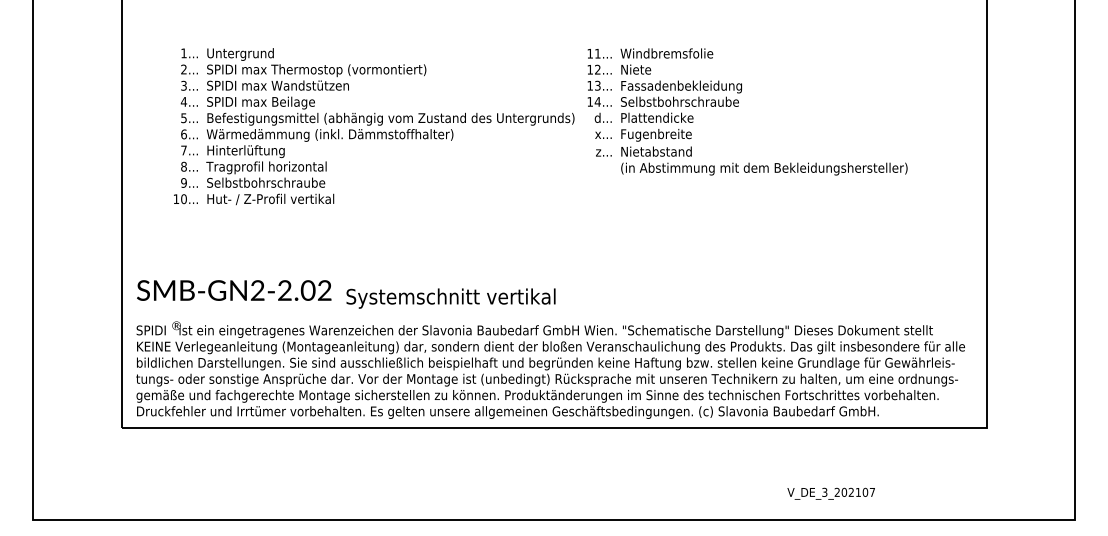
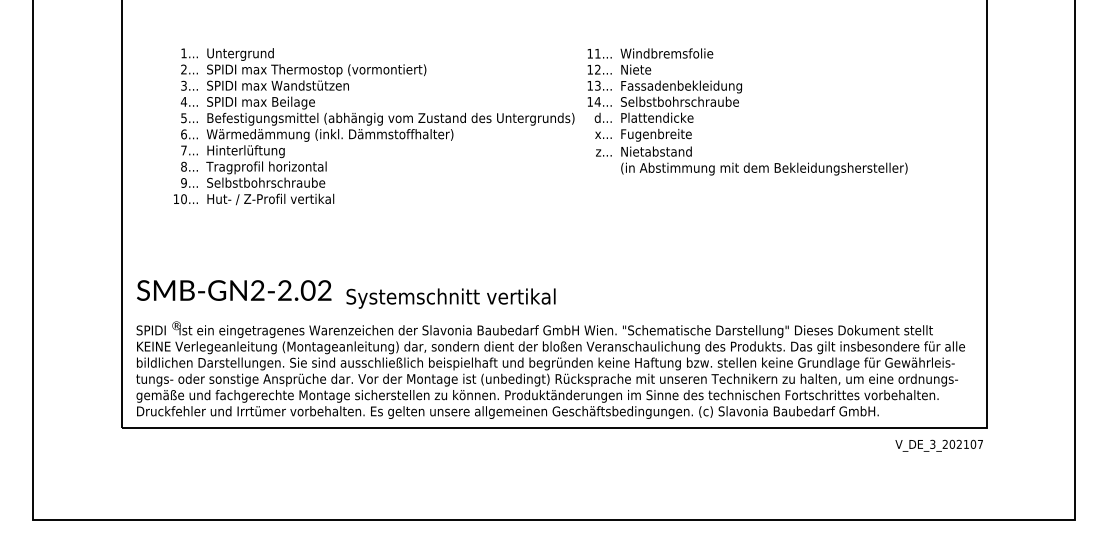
text position: (830, 493) -> (938, 445) (938, 445)
